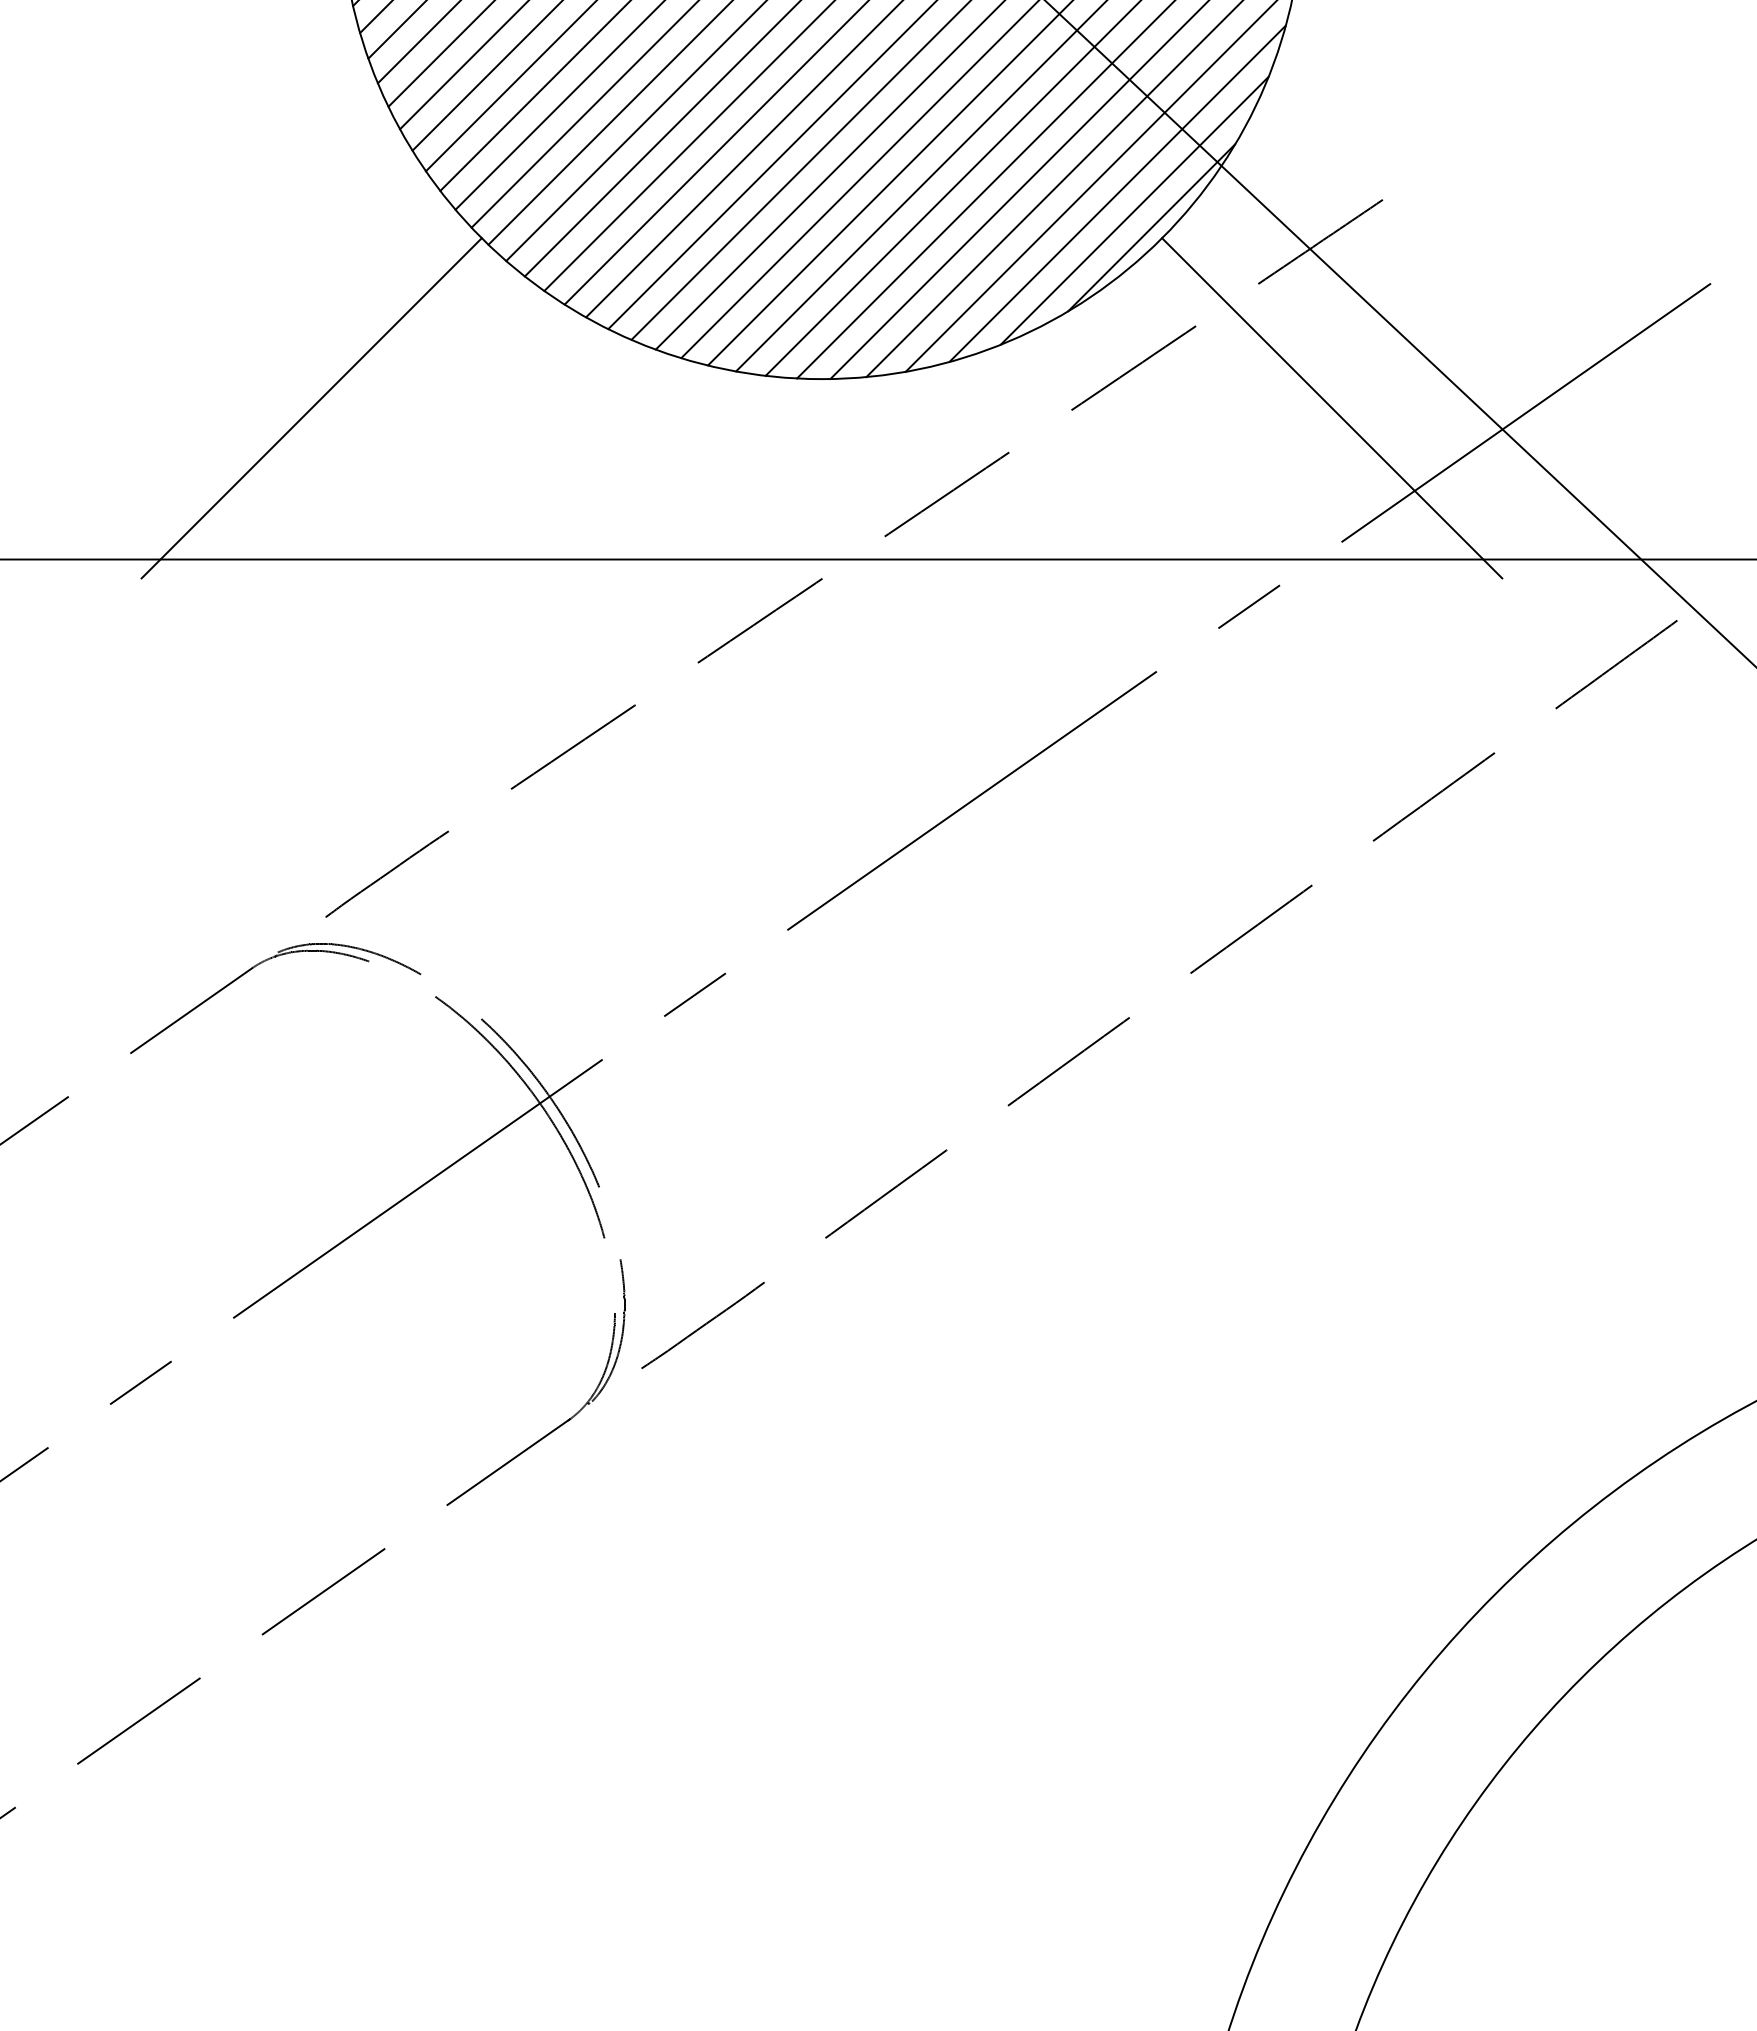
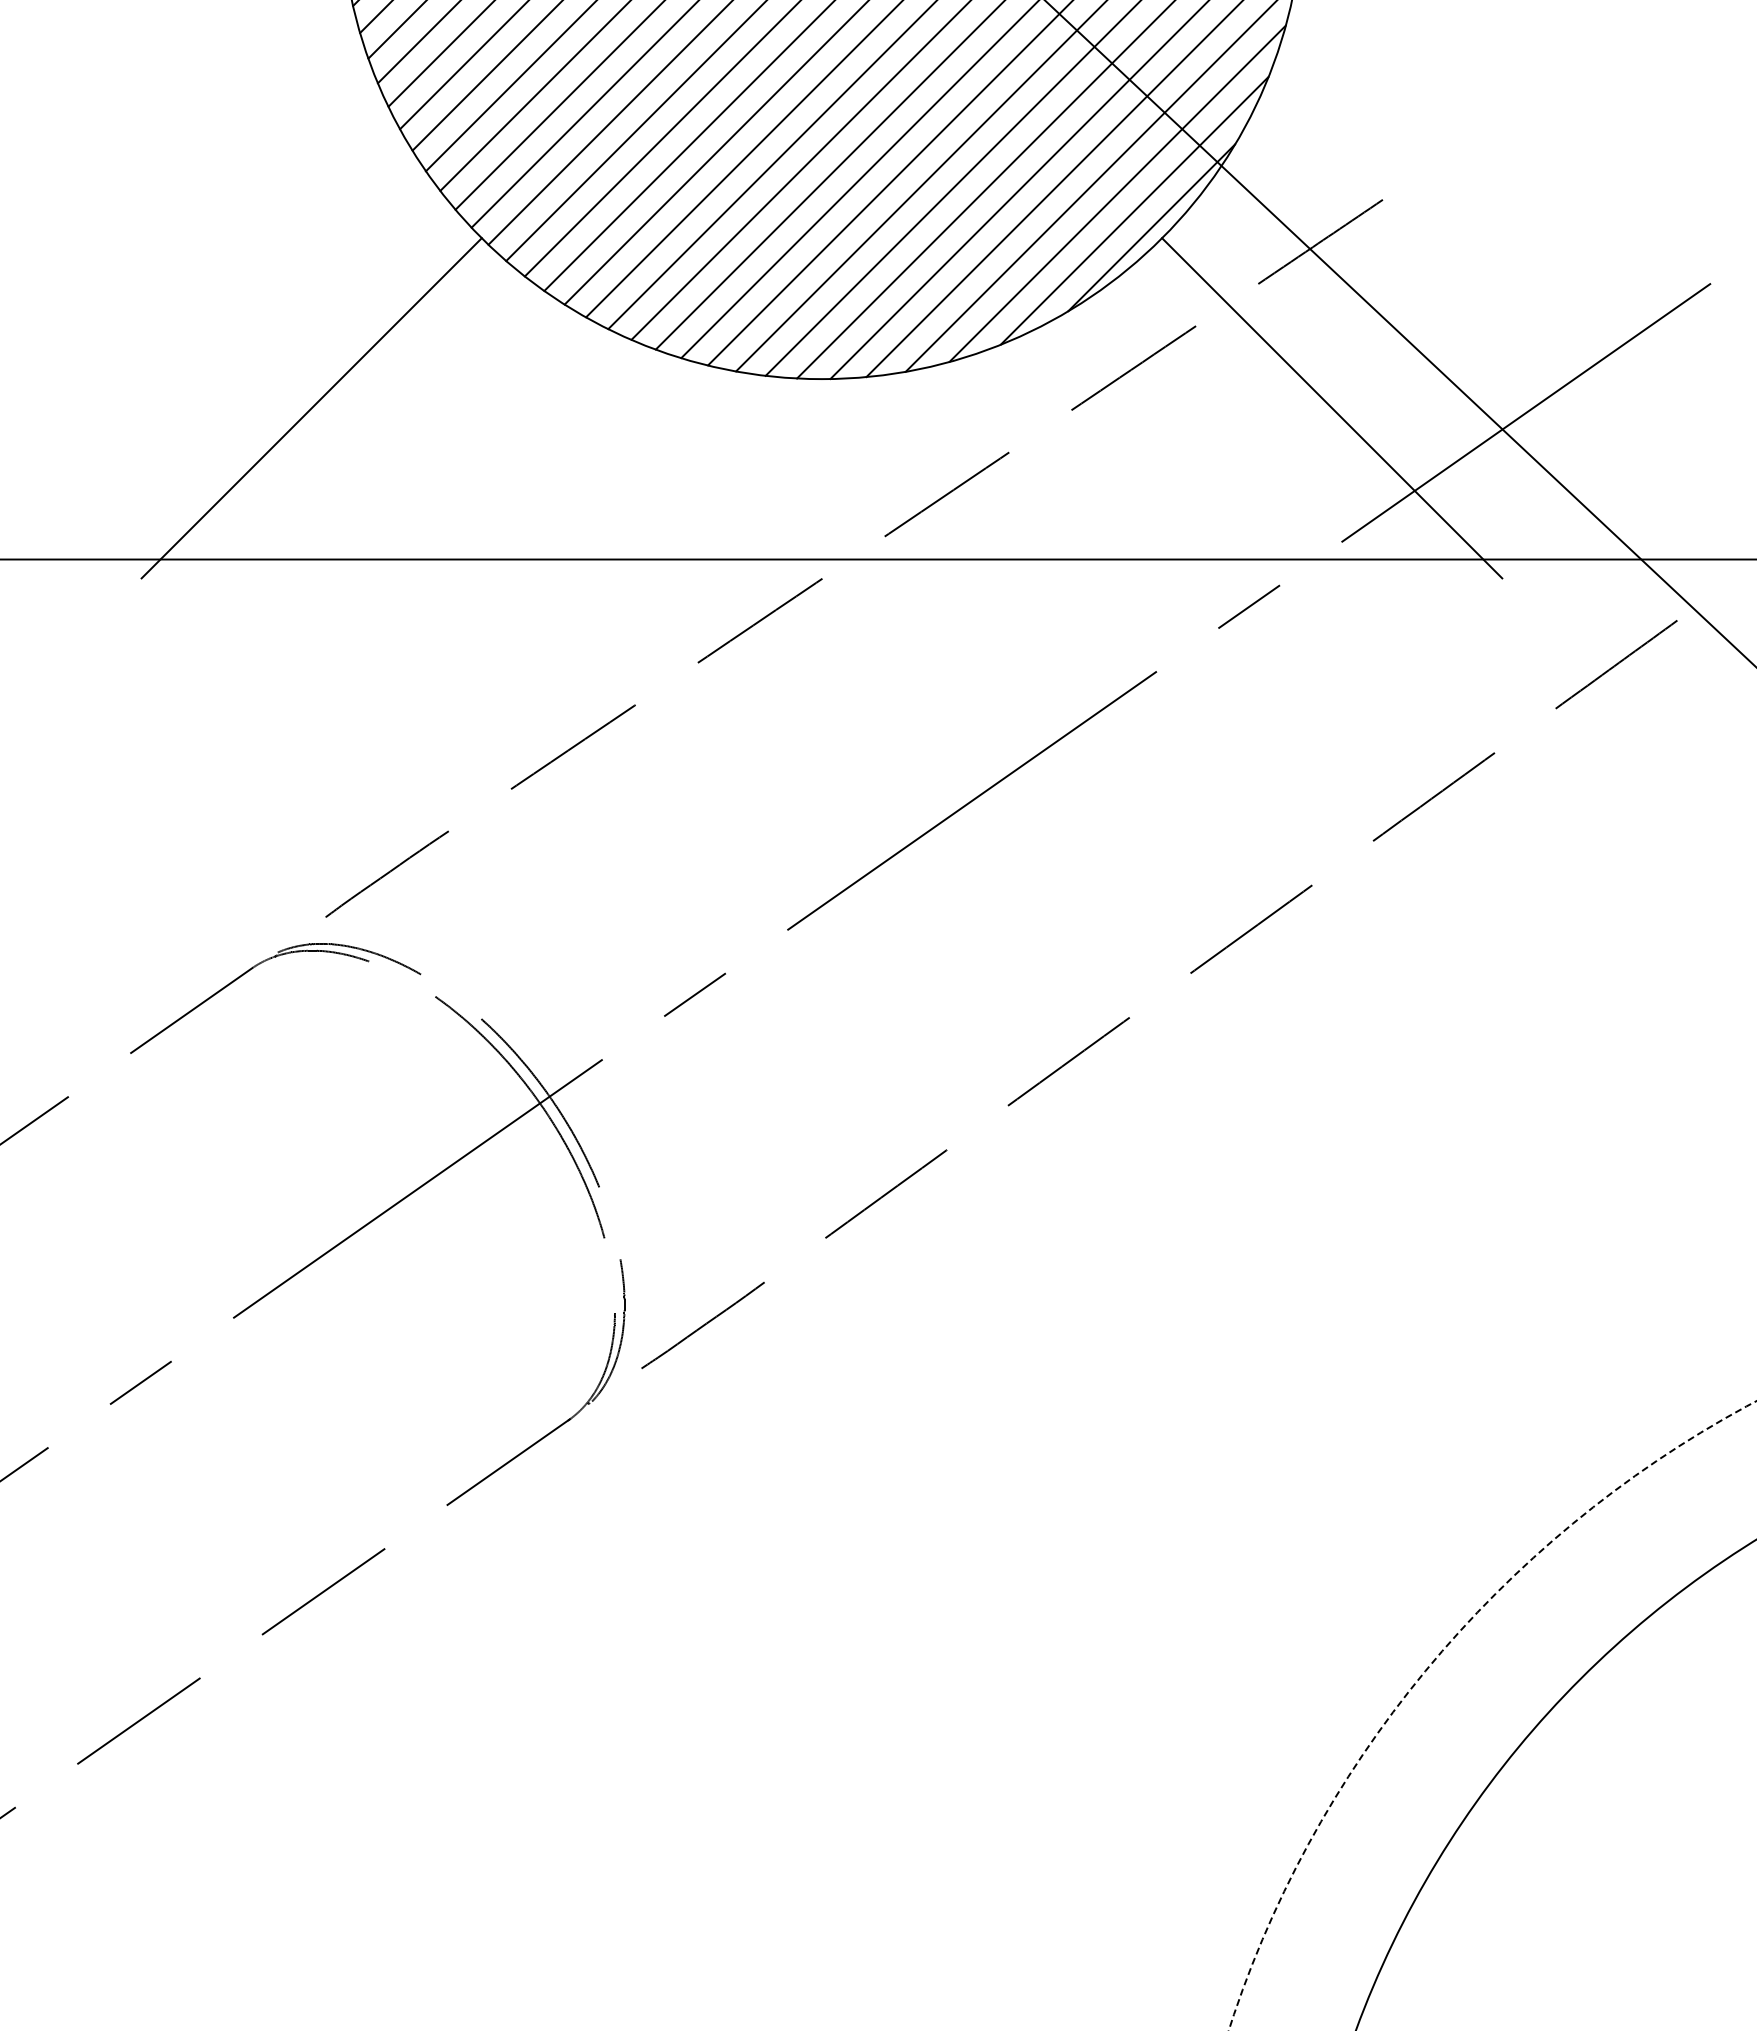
circle: solid -> dashed (1492, 1715)
